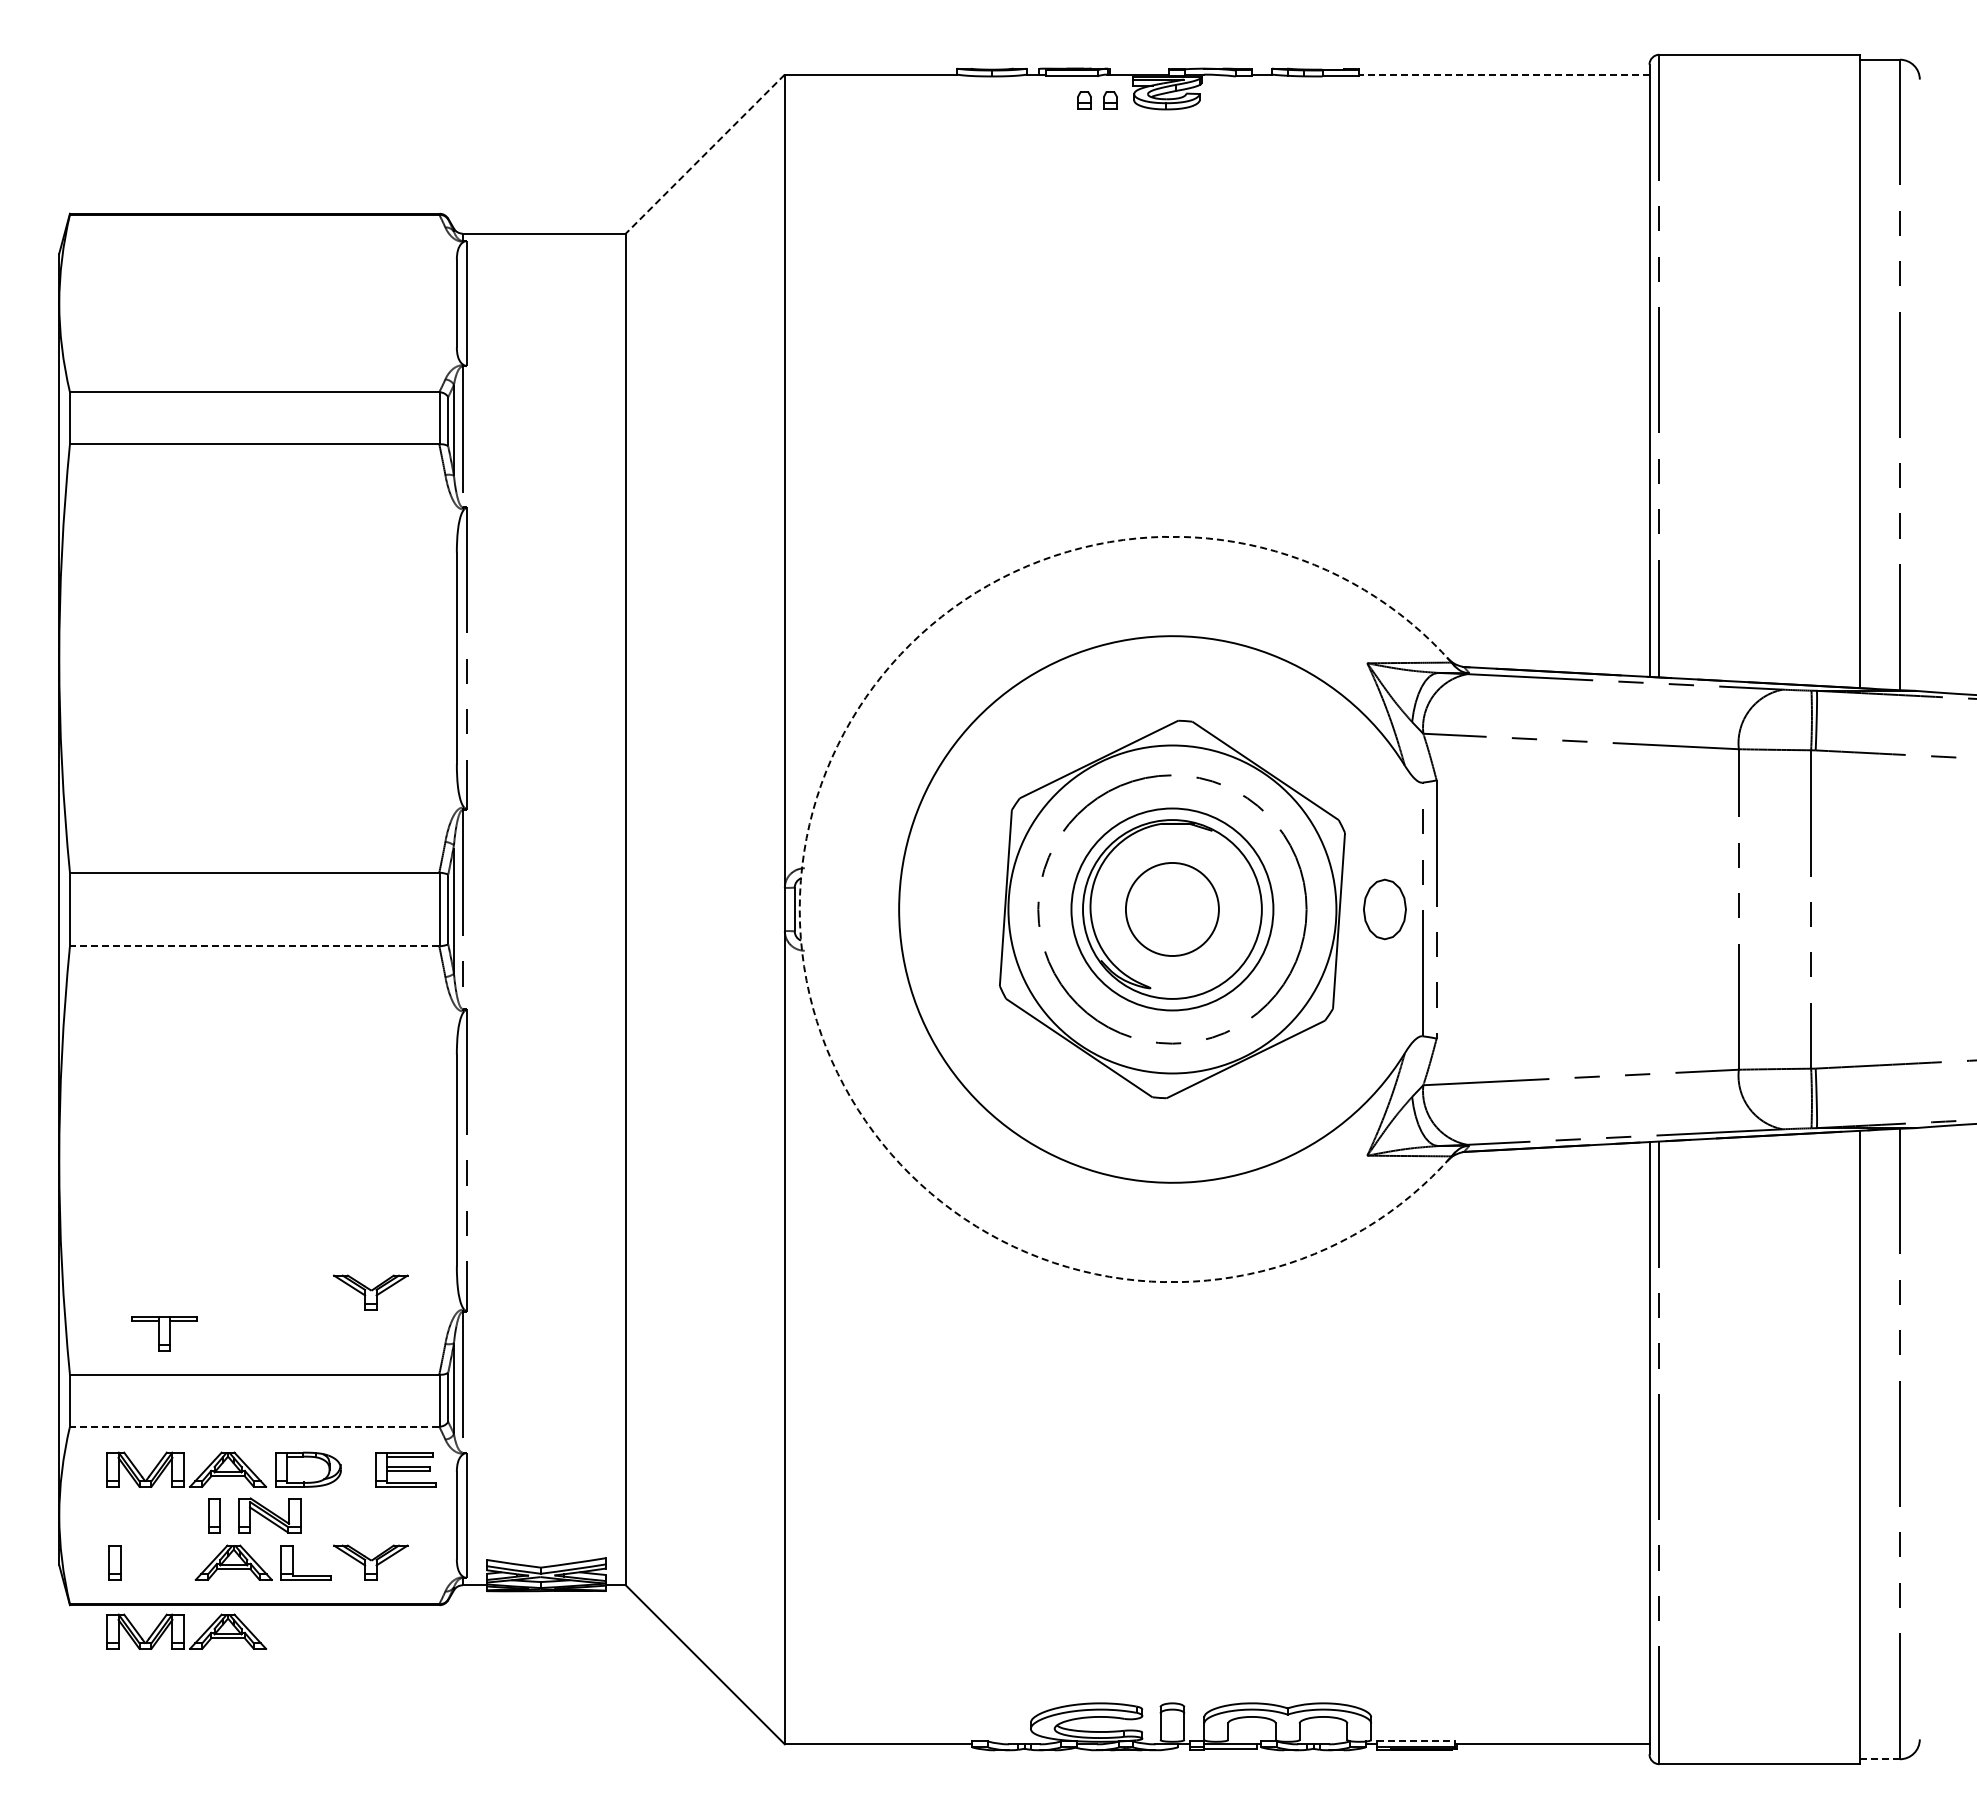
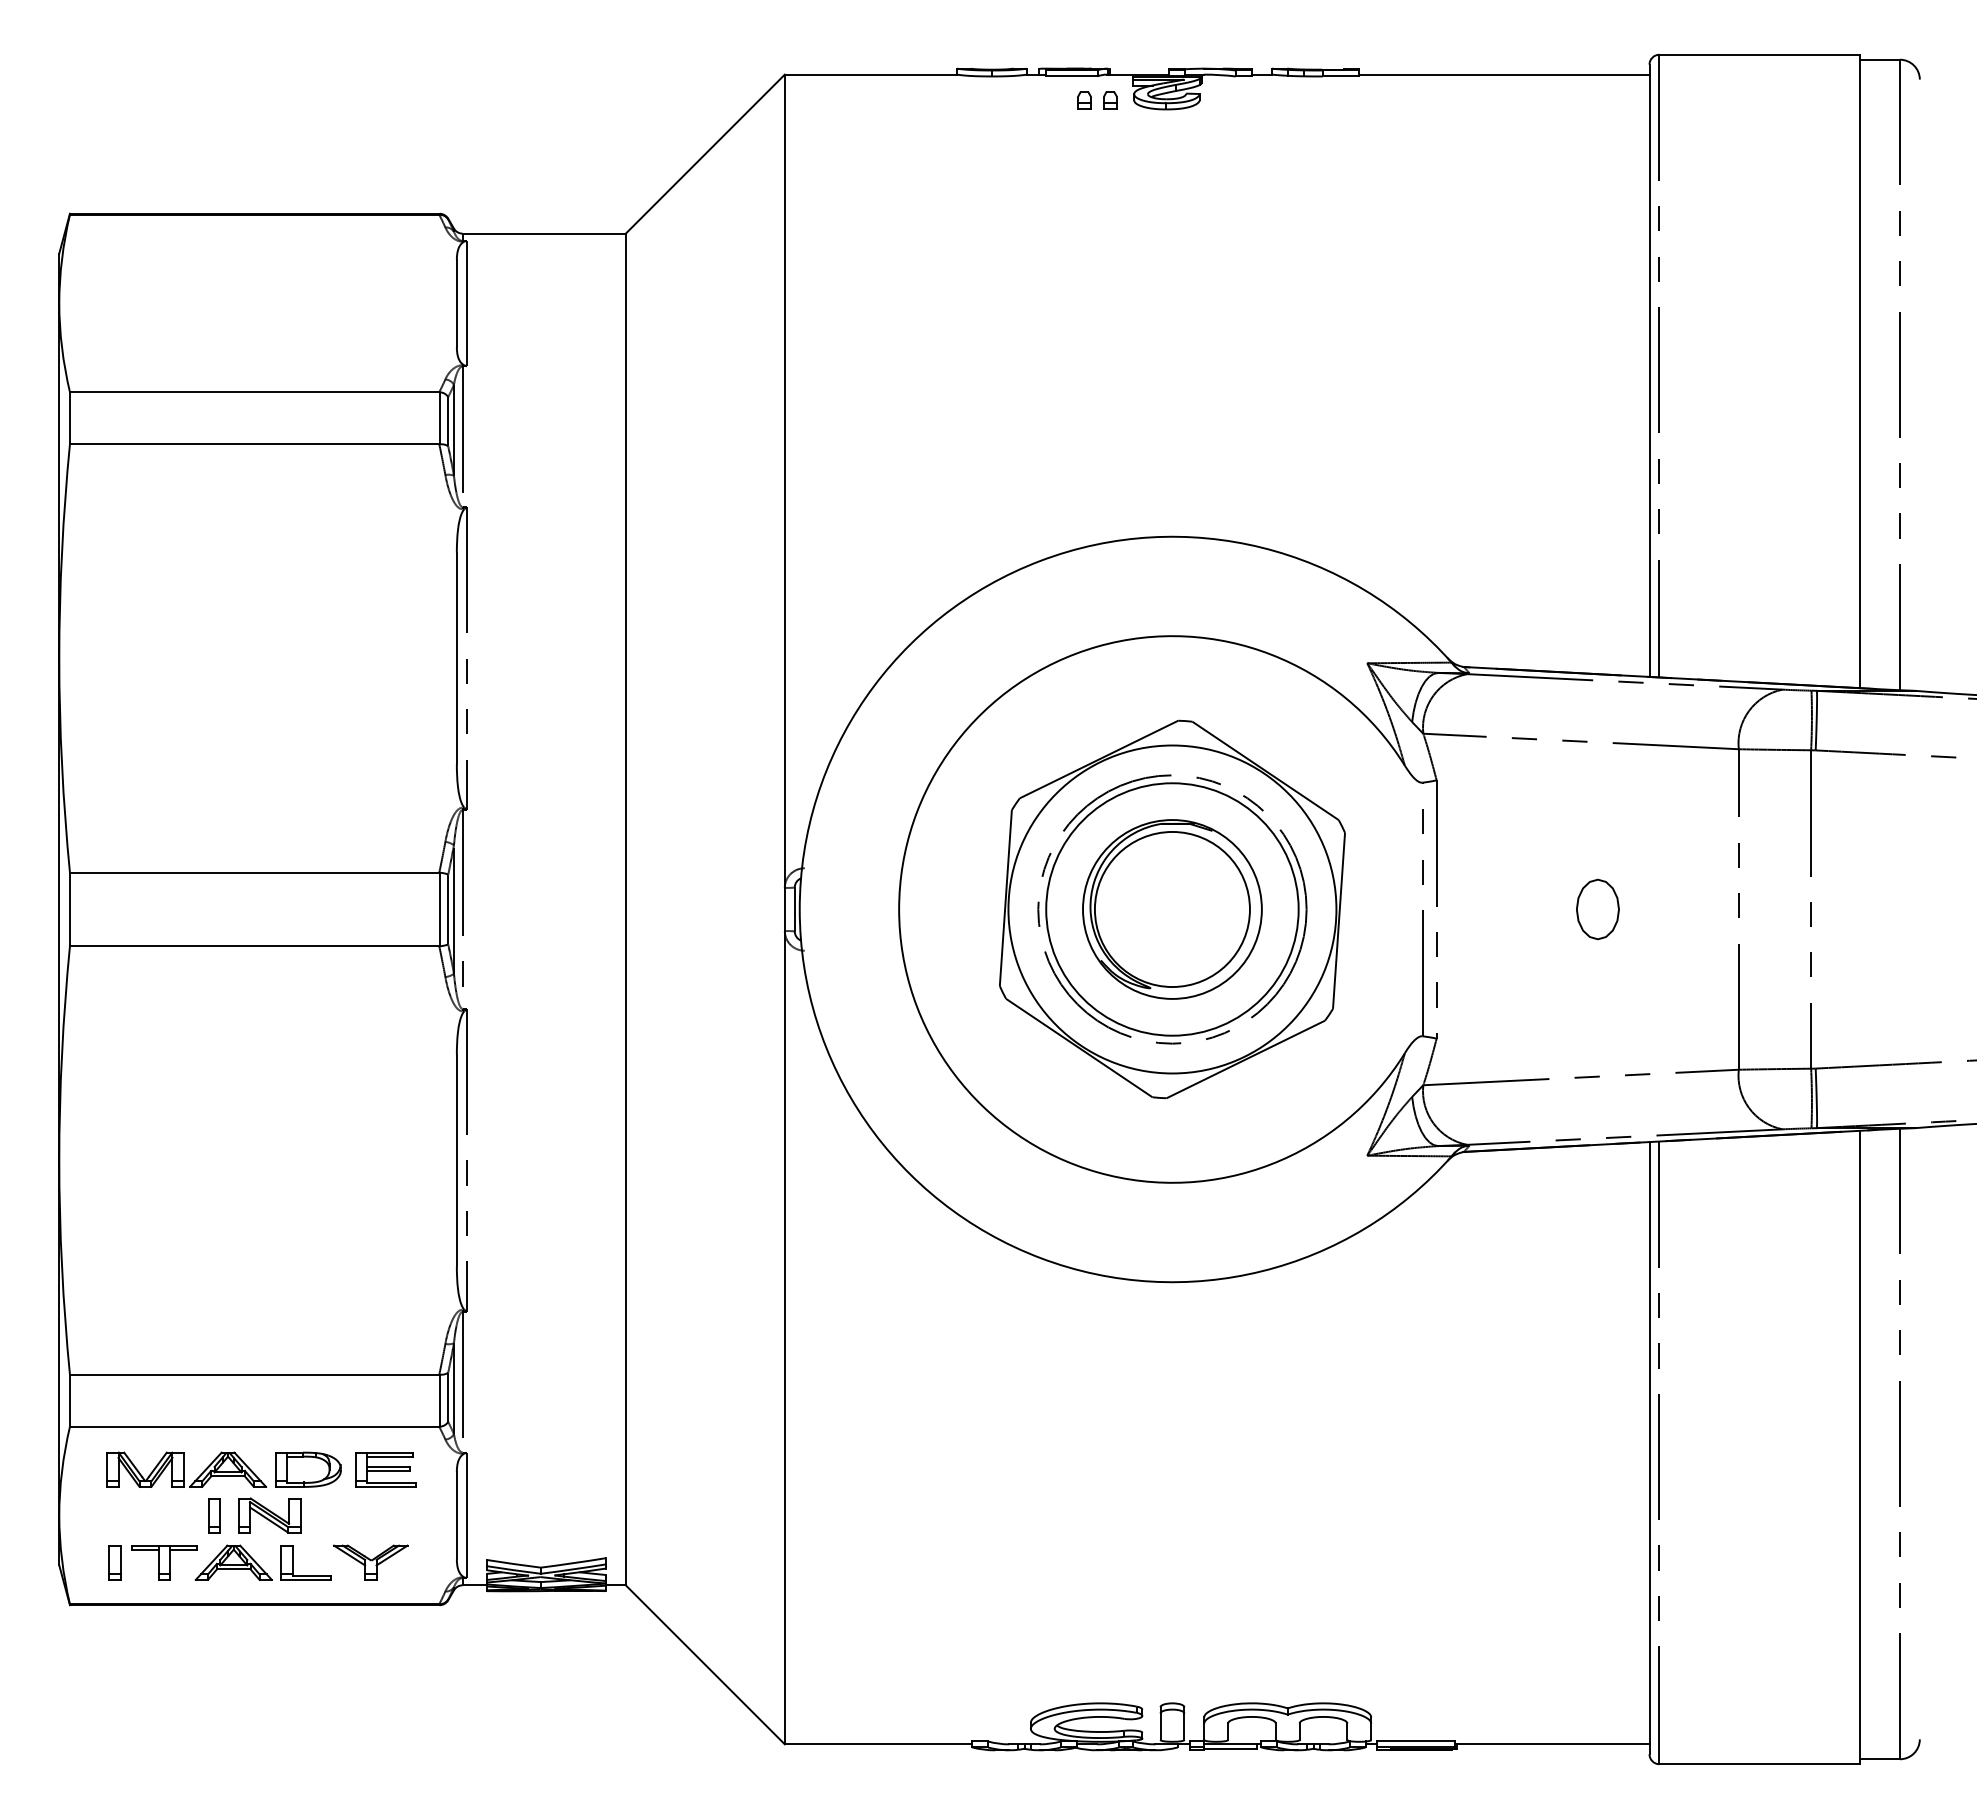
line: dashed -> solid (1503, 74)
line: dashed -> solid (704, 154)
arc: dashed -> solid (799, 909)
circle diameter: 93 px -> 155 px (1171, 909)
circle diameter: 202 px -> 252 px (1172, 909)
part position: (1384, 909) -> (1597, 909) (1597, 909)
line: dashed -> solid (254, 946)
part: present -> none (370, 1292)
part position: (164, 1333) -> (164, 1562) (164, 1562)
line: dashed -> solid (254, 1426)
part position: (405, 1469) -> (385, 1469) (385, 1469)
part: present -> none (186, 1631)
line: dashed -> solid (1416, 1741)
line: dashed -> solid (1880, 1759)
